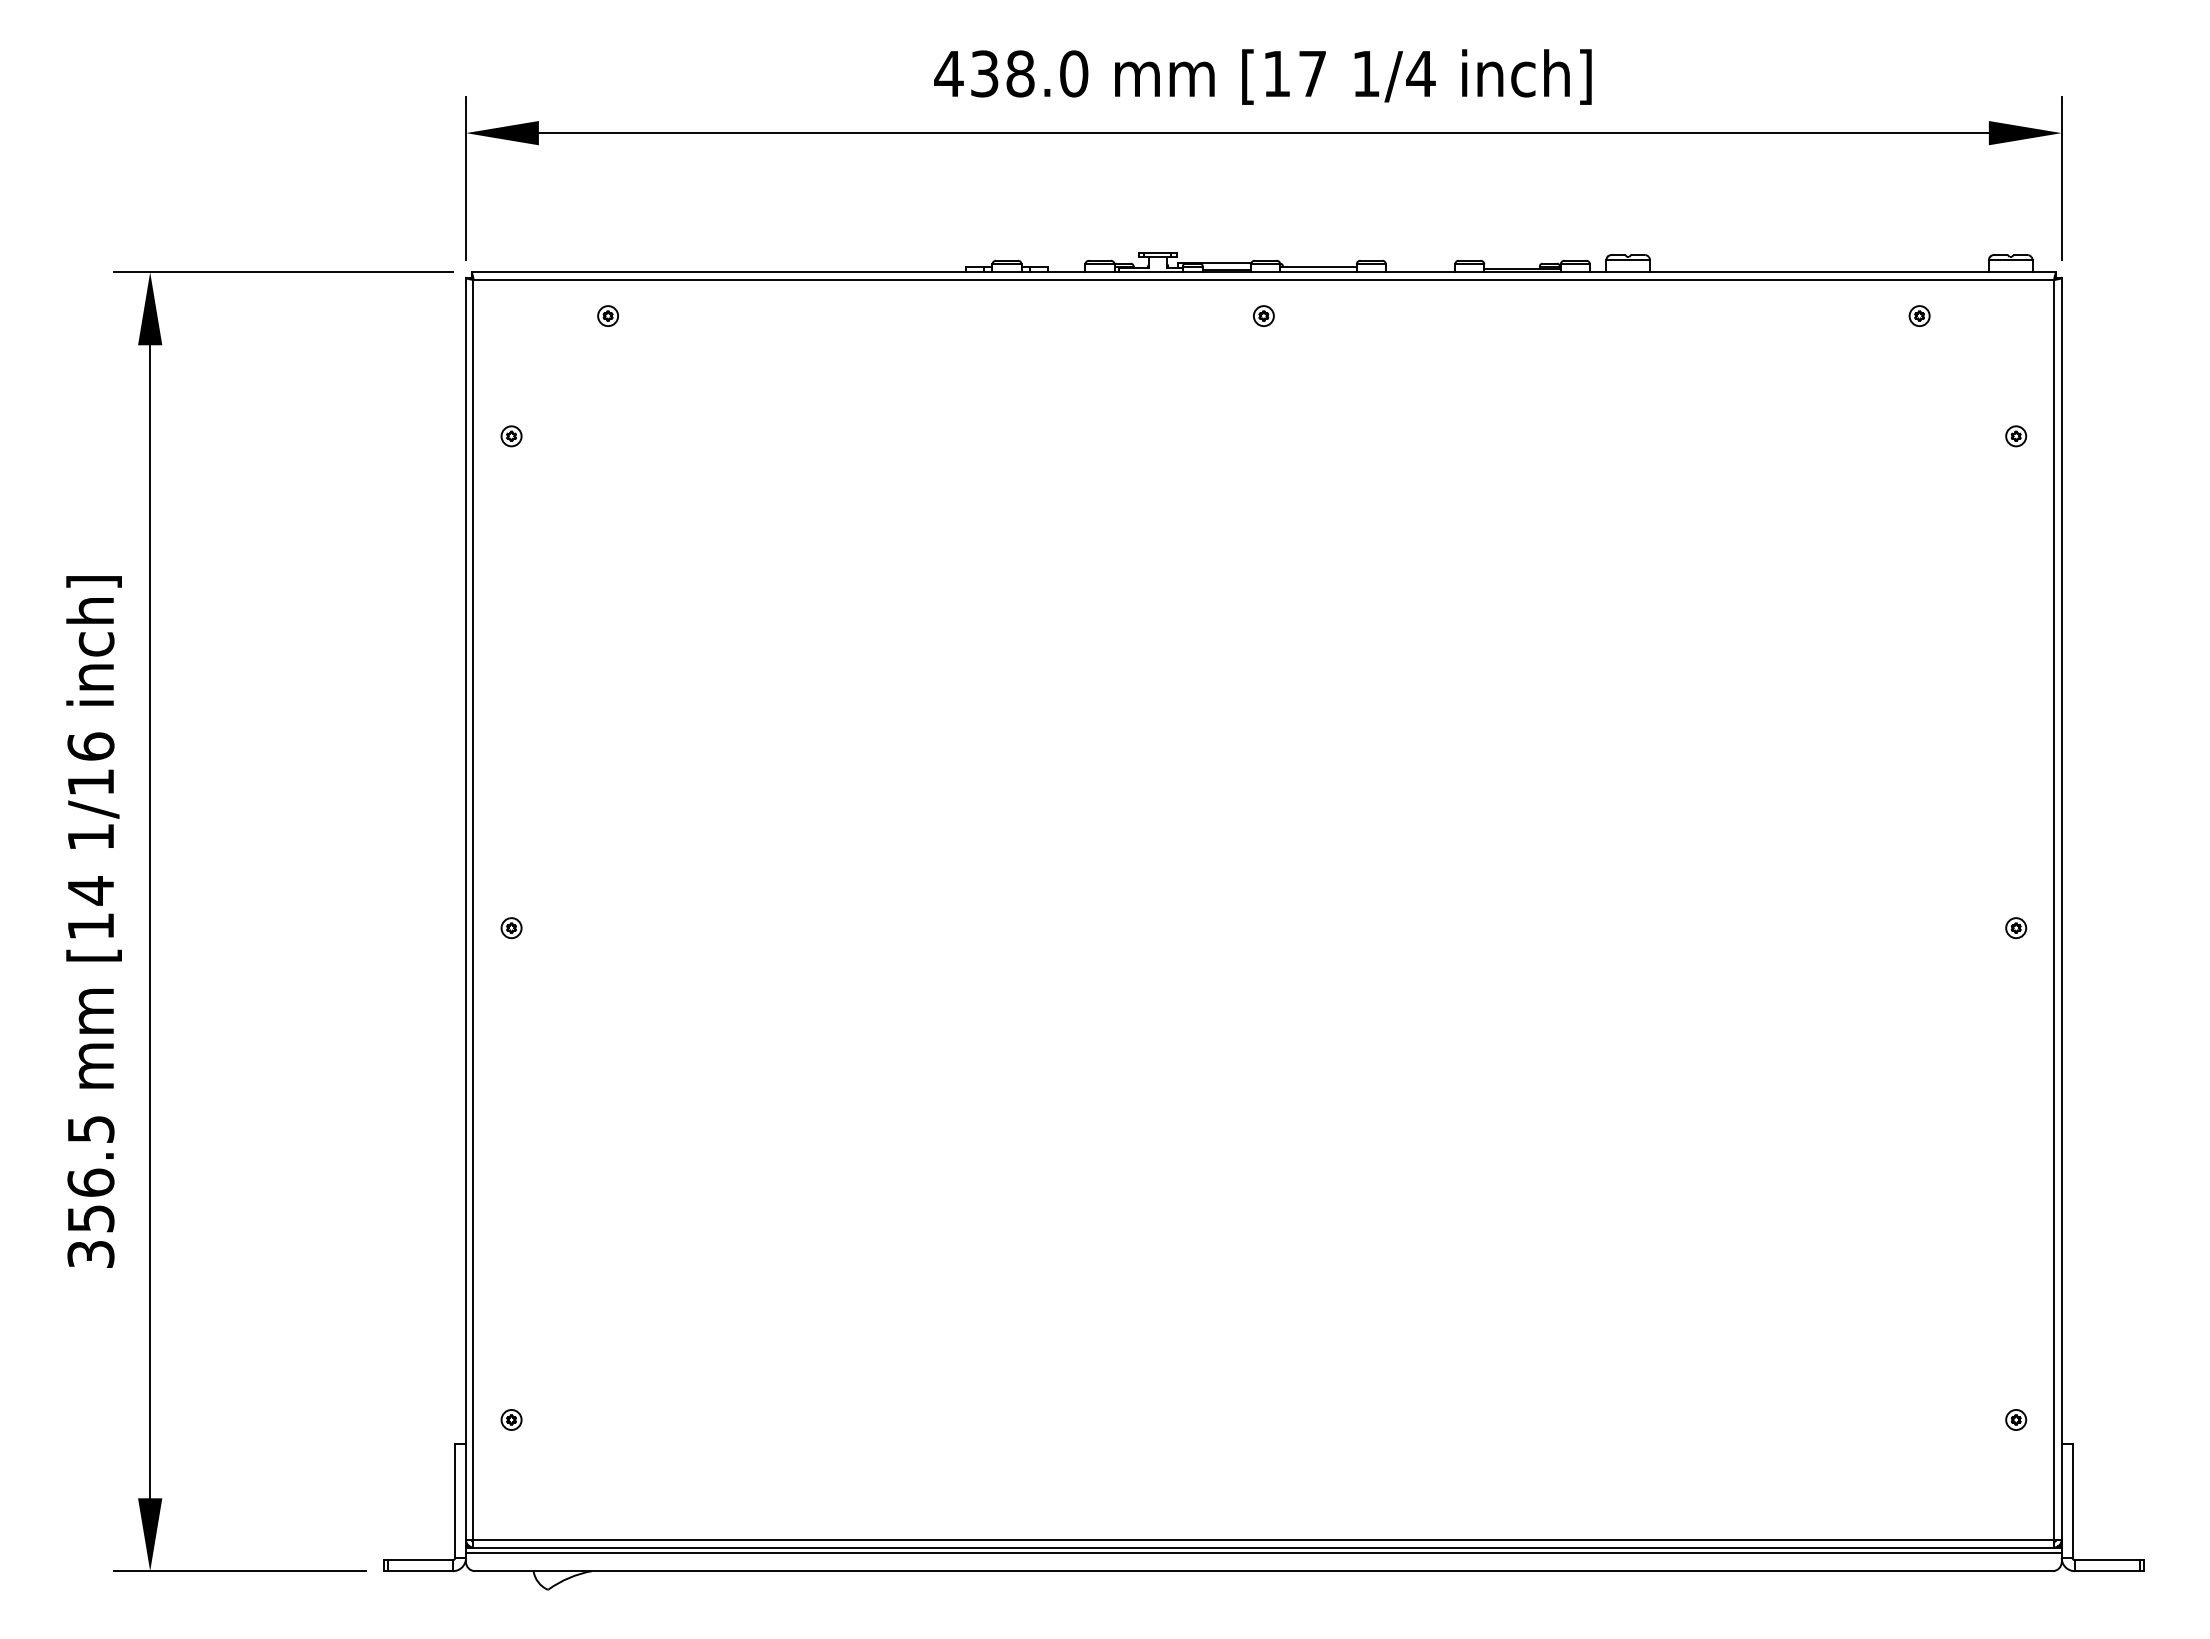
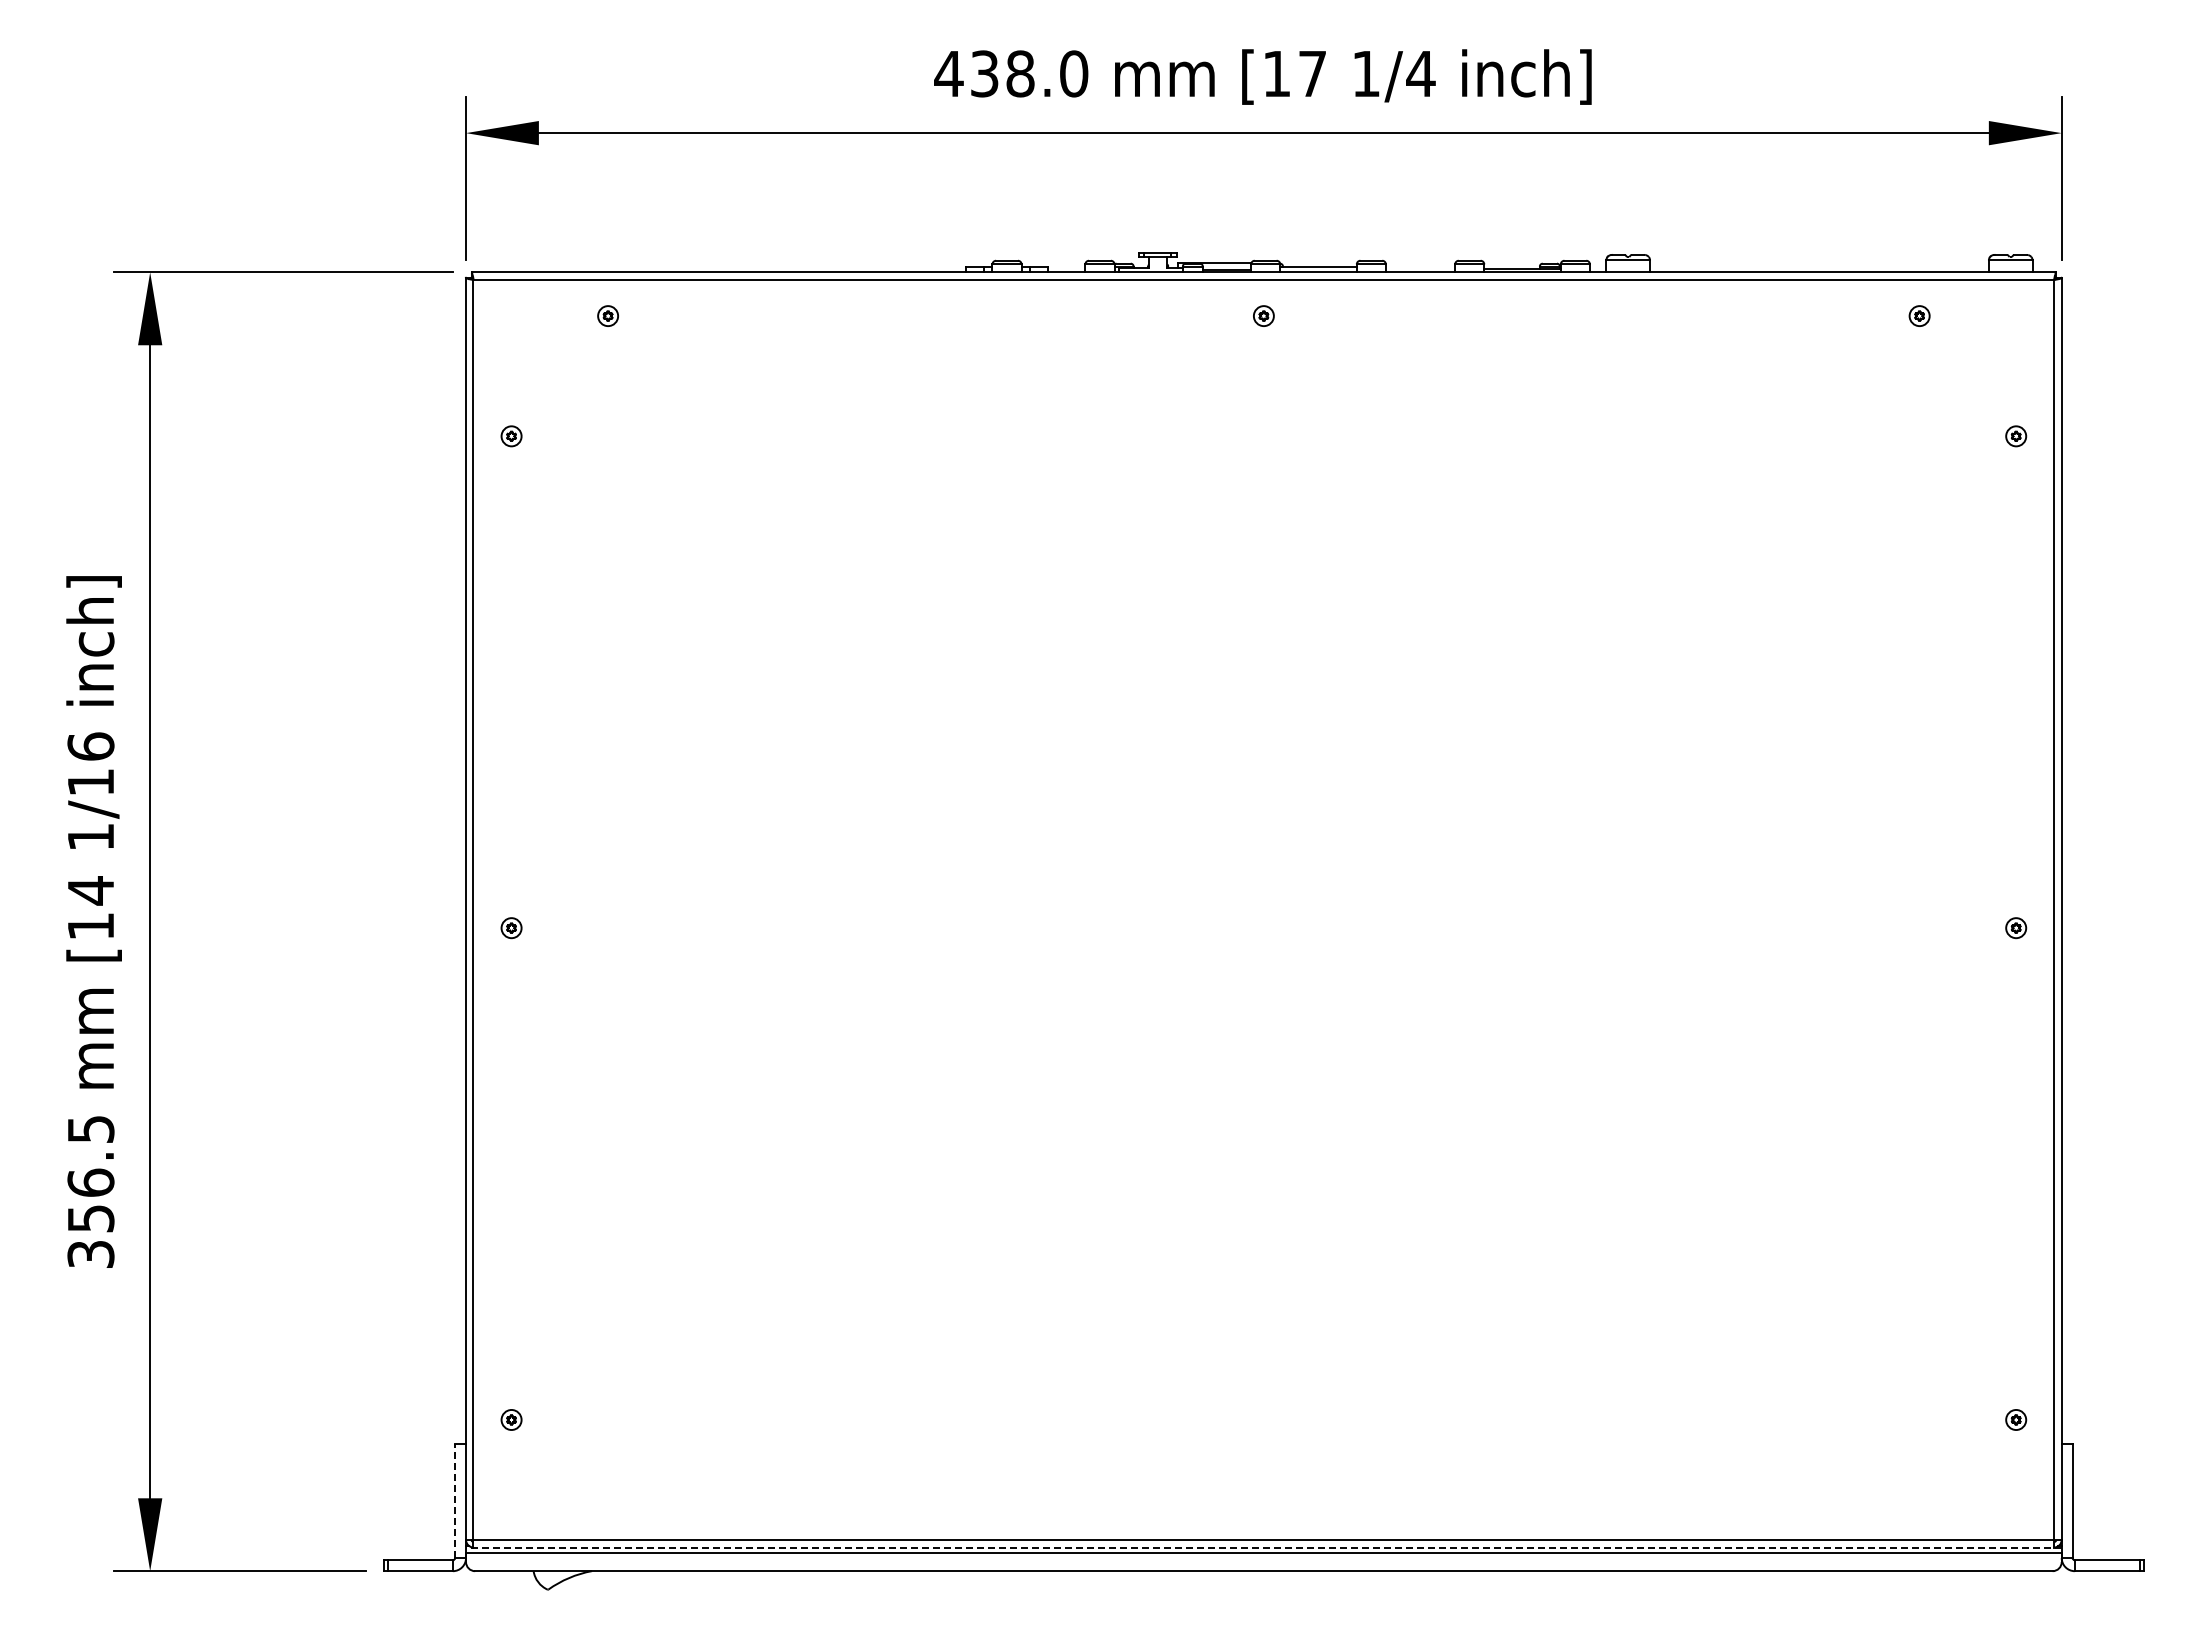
line: solid -> dashed (455, 1500)
line: solid -> dashed (1263, 1547)
